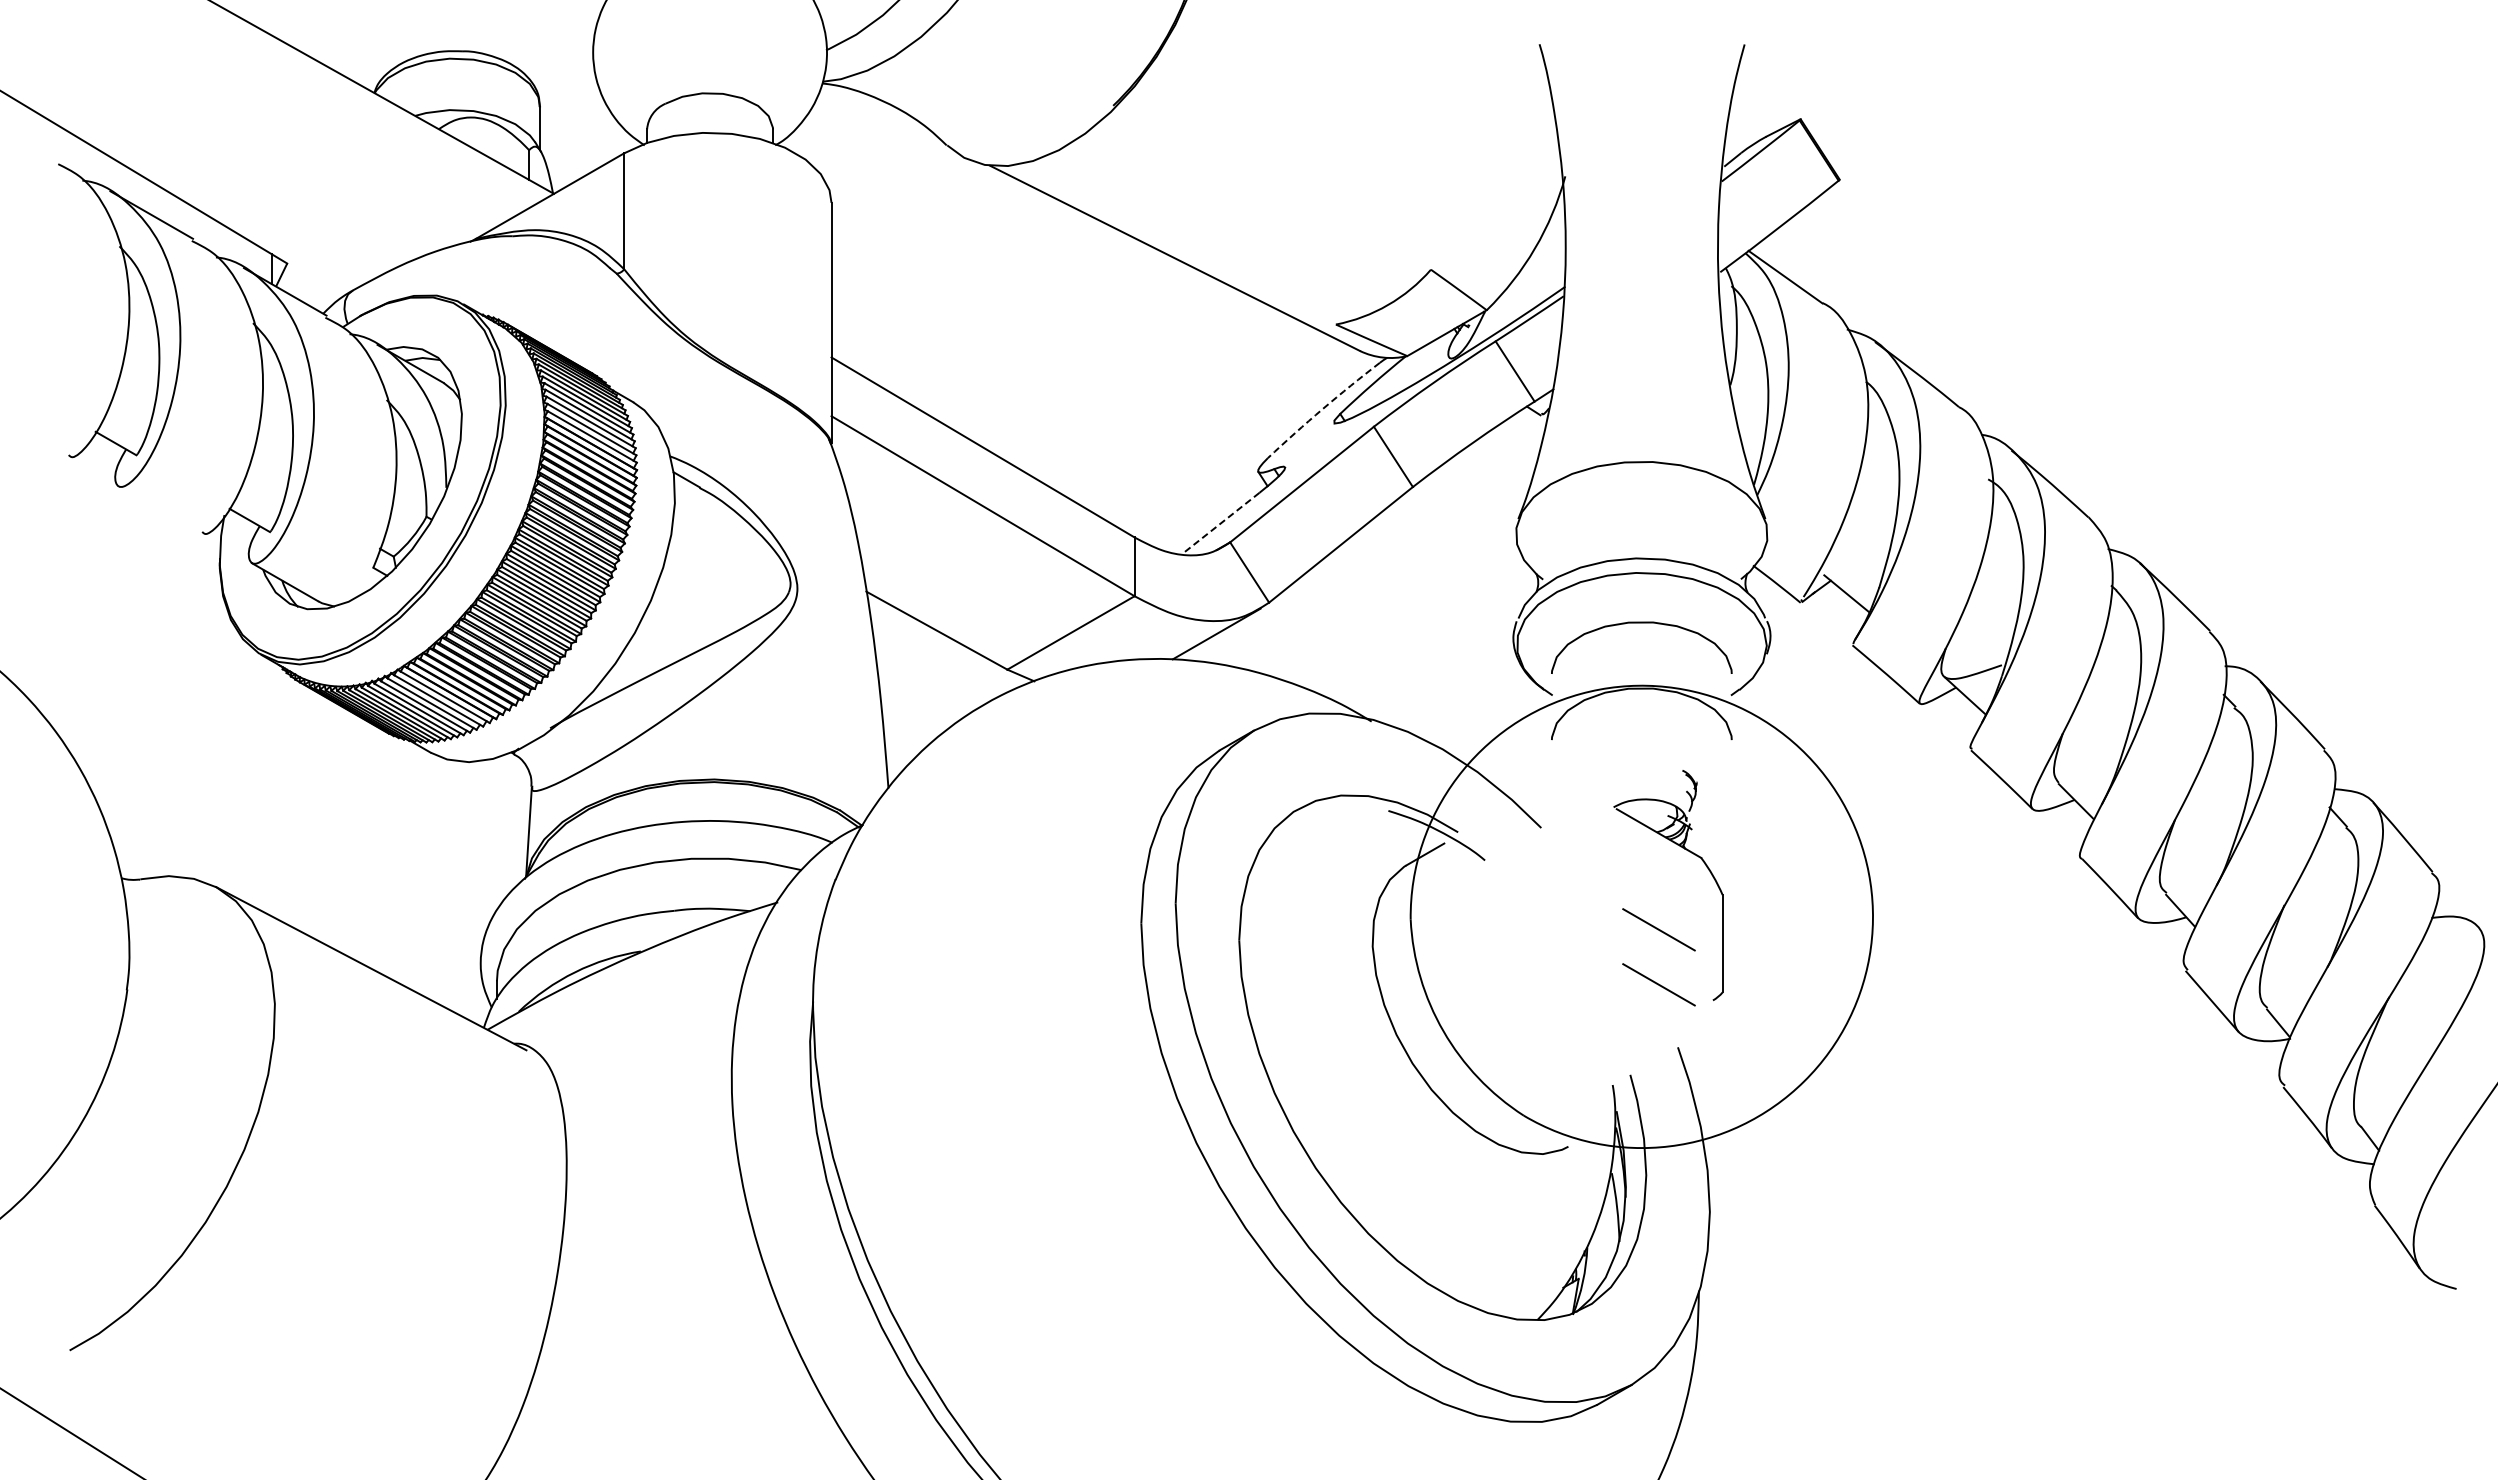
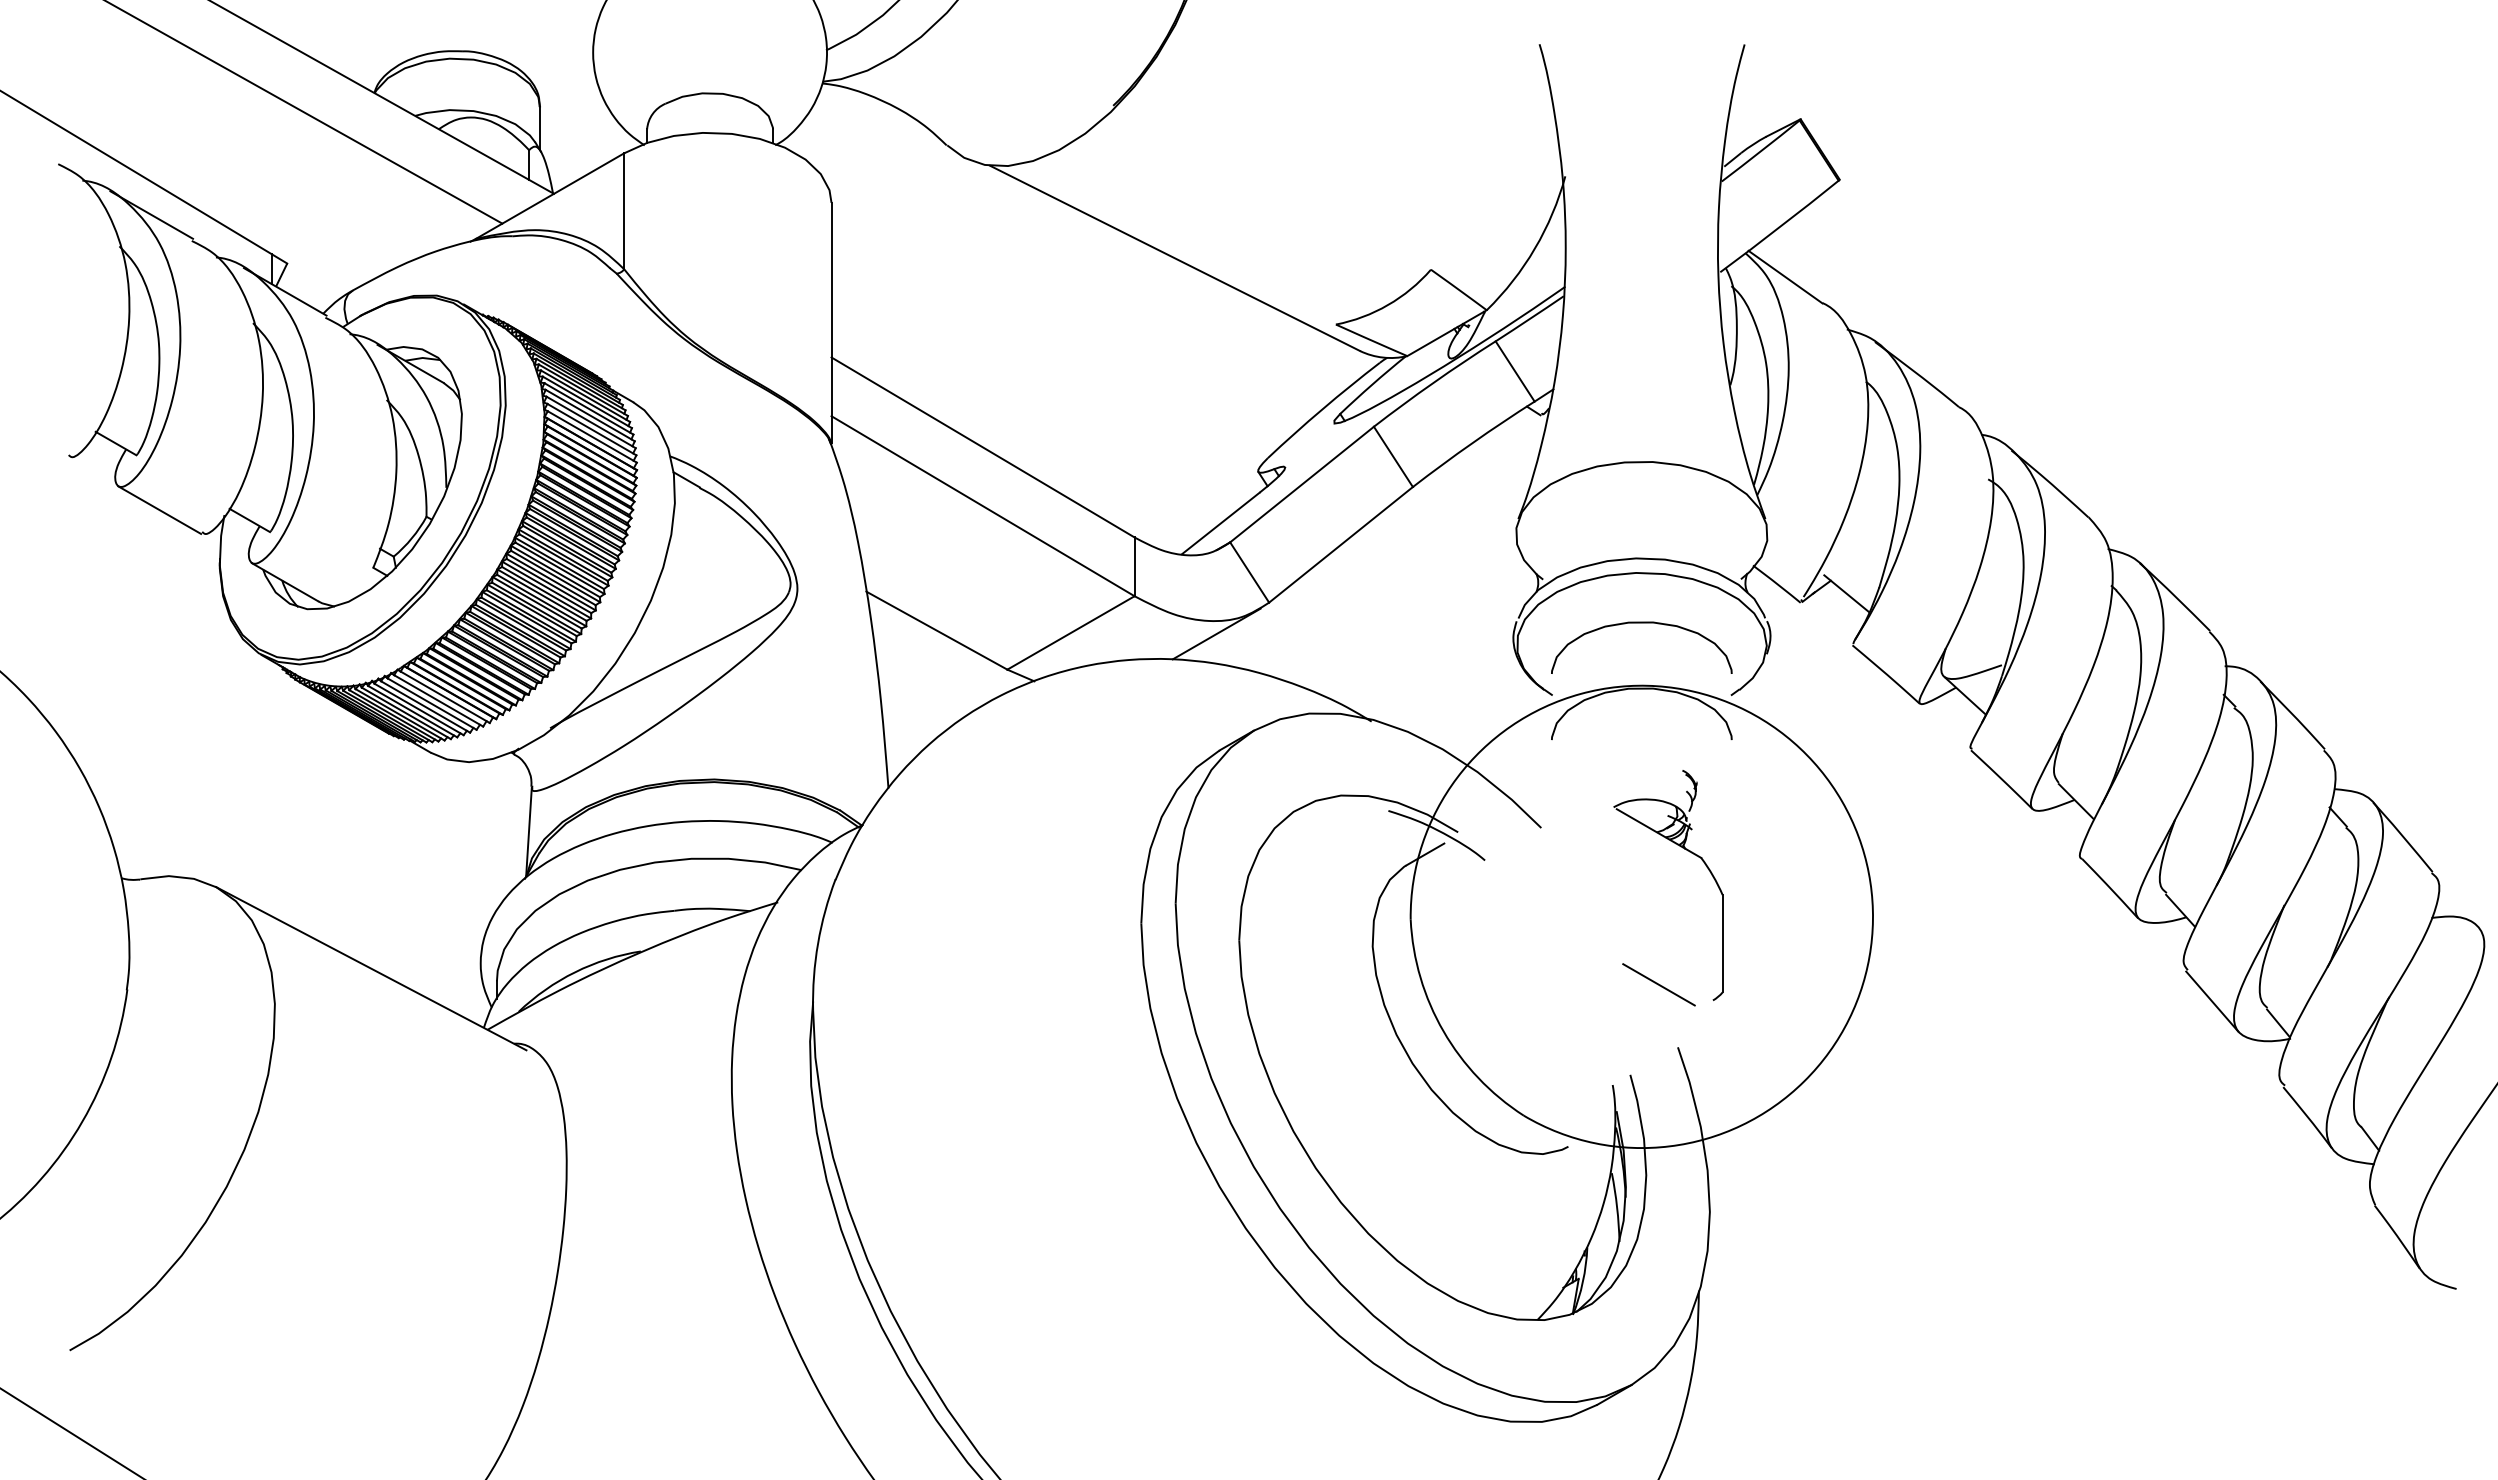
line: none -> present (305, 112)
arc: dashed -> solid (1322, 409)
line: none -> present (159, 509)
line: dashed -> solid (1220, 523)
line: present -> none (1658, 929)
